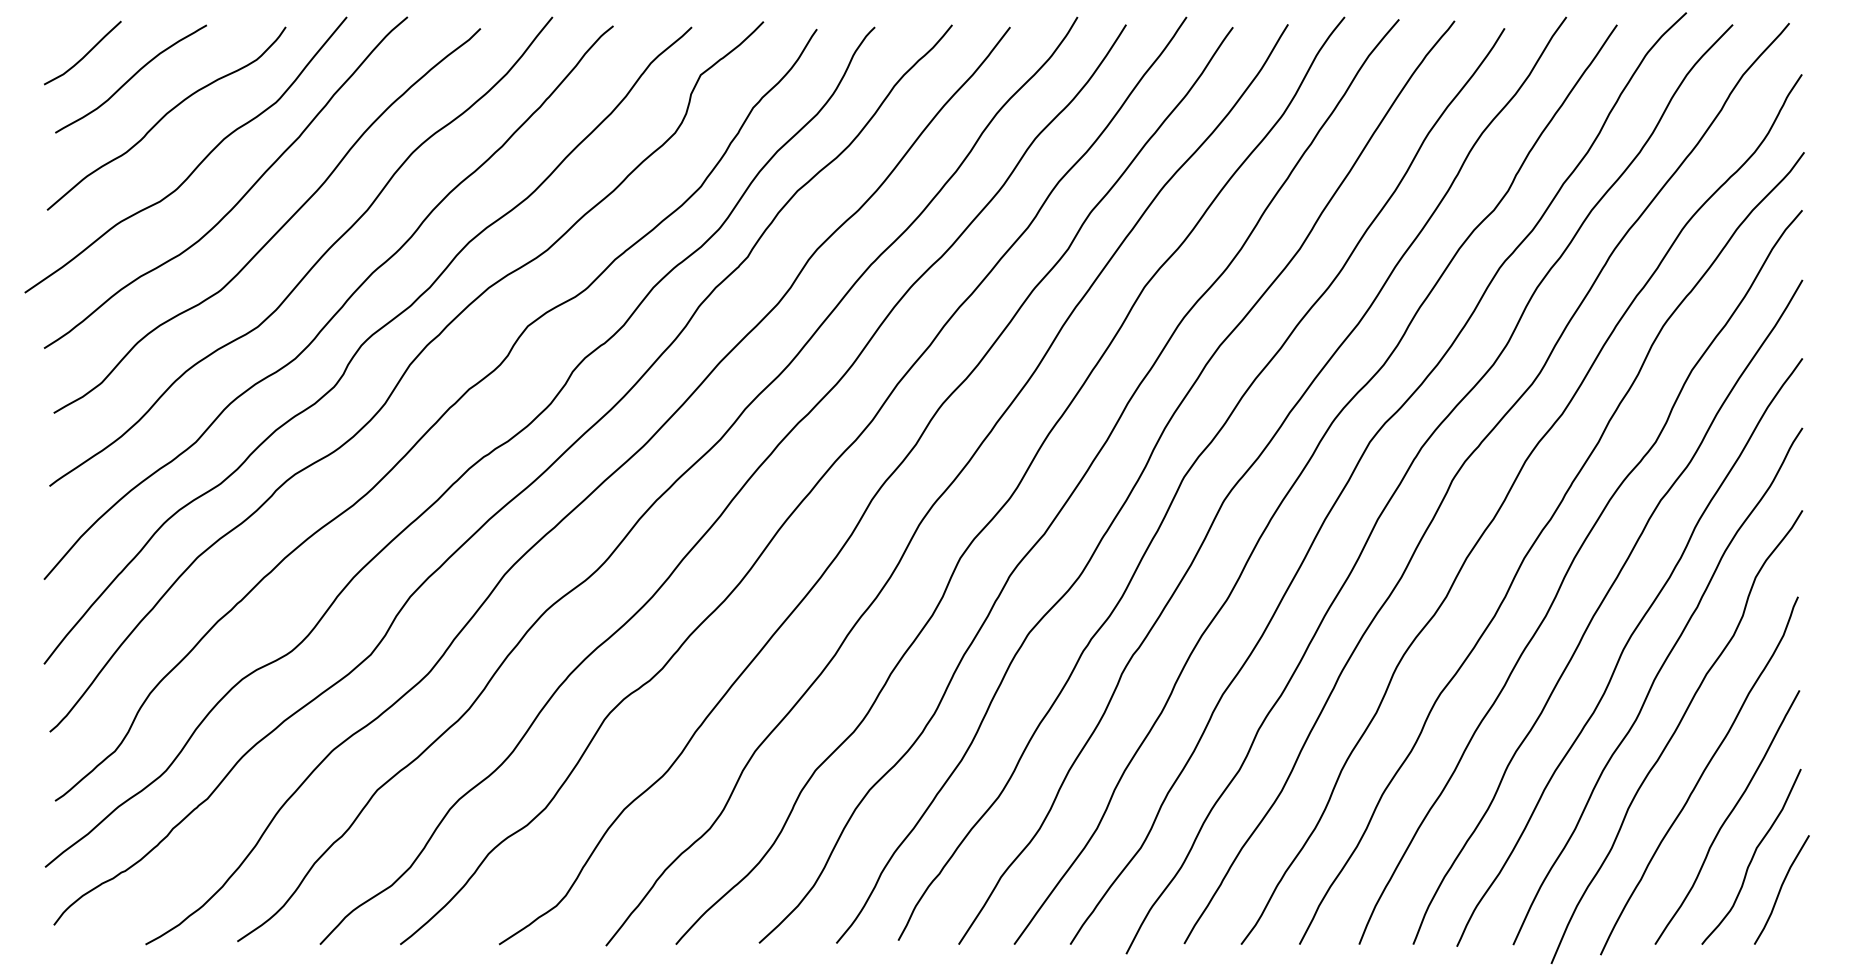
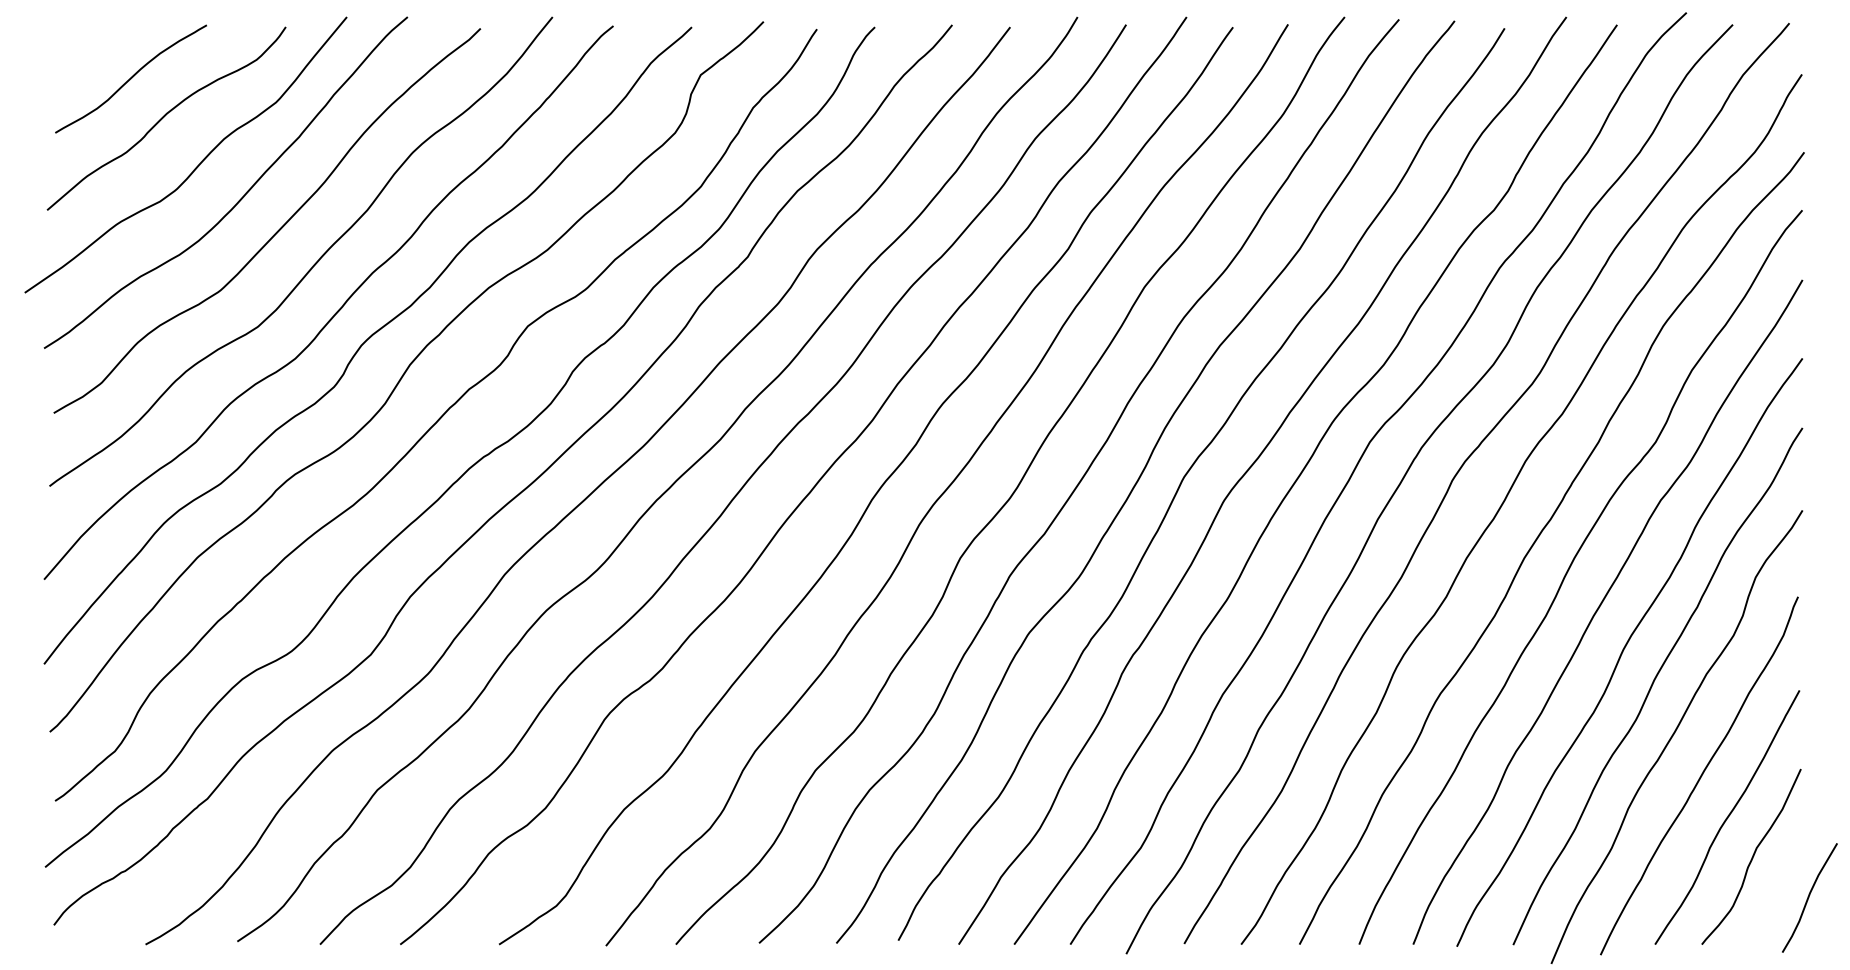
curve: present -> none (85, 54)
curve position: (1781, 889) -> (1809, 897) (1809, 897)
